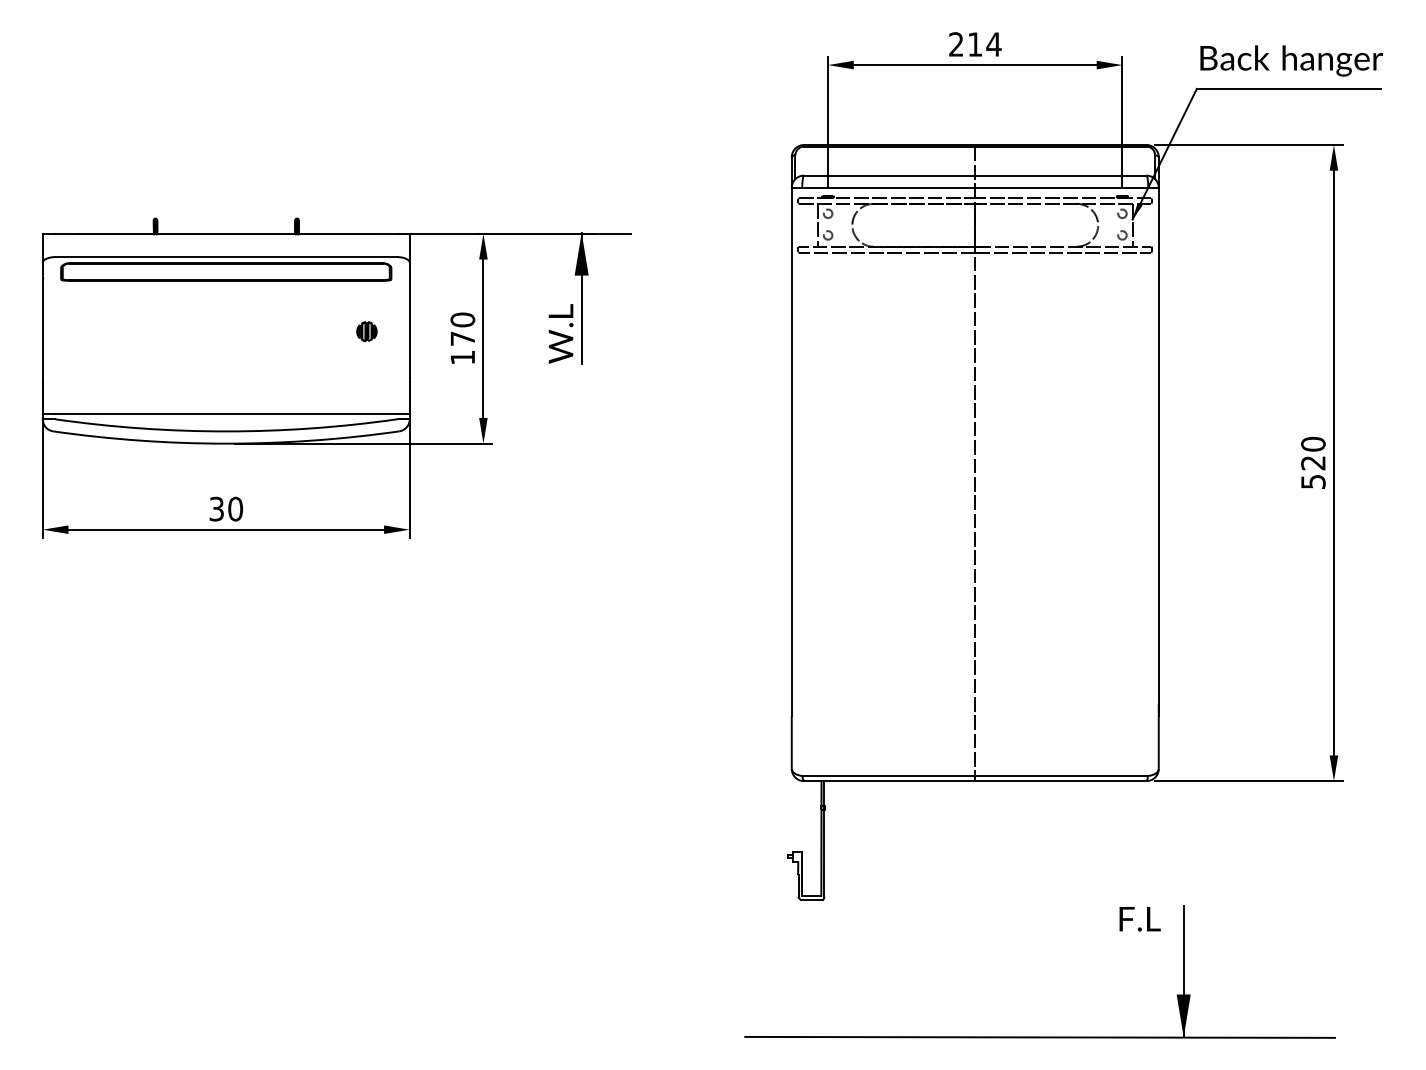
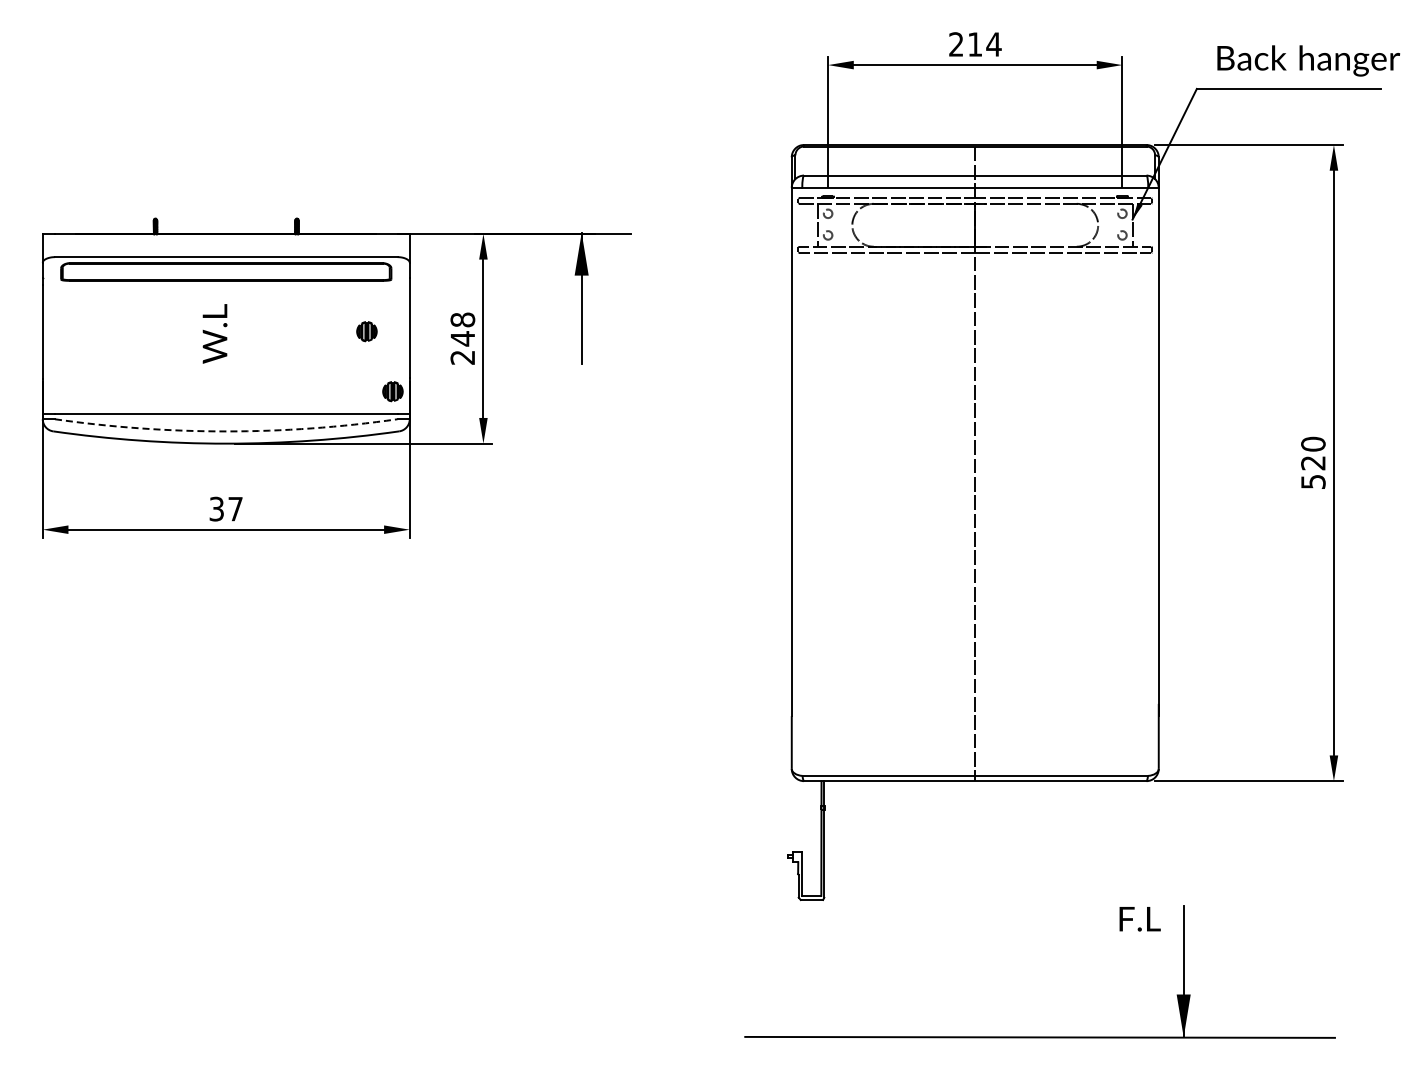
text position: (1291, 60) -> (1308, 60) (1308, 60)
text position: (560, 333) -> (214, 333) (214, 333)
text: 170 -> 248 (462, 338)
part: none -> present (392, 391)
arc: solid -> dashed (226, 431)
text: 30 -> 37 (235, 508)
